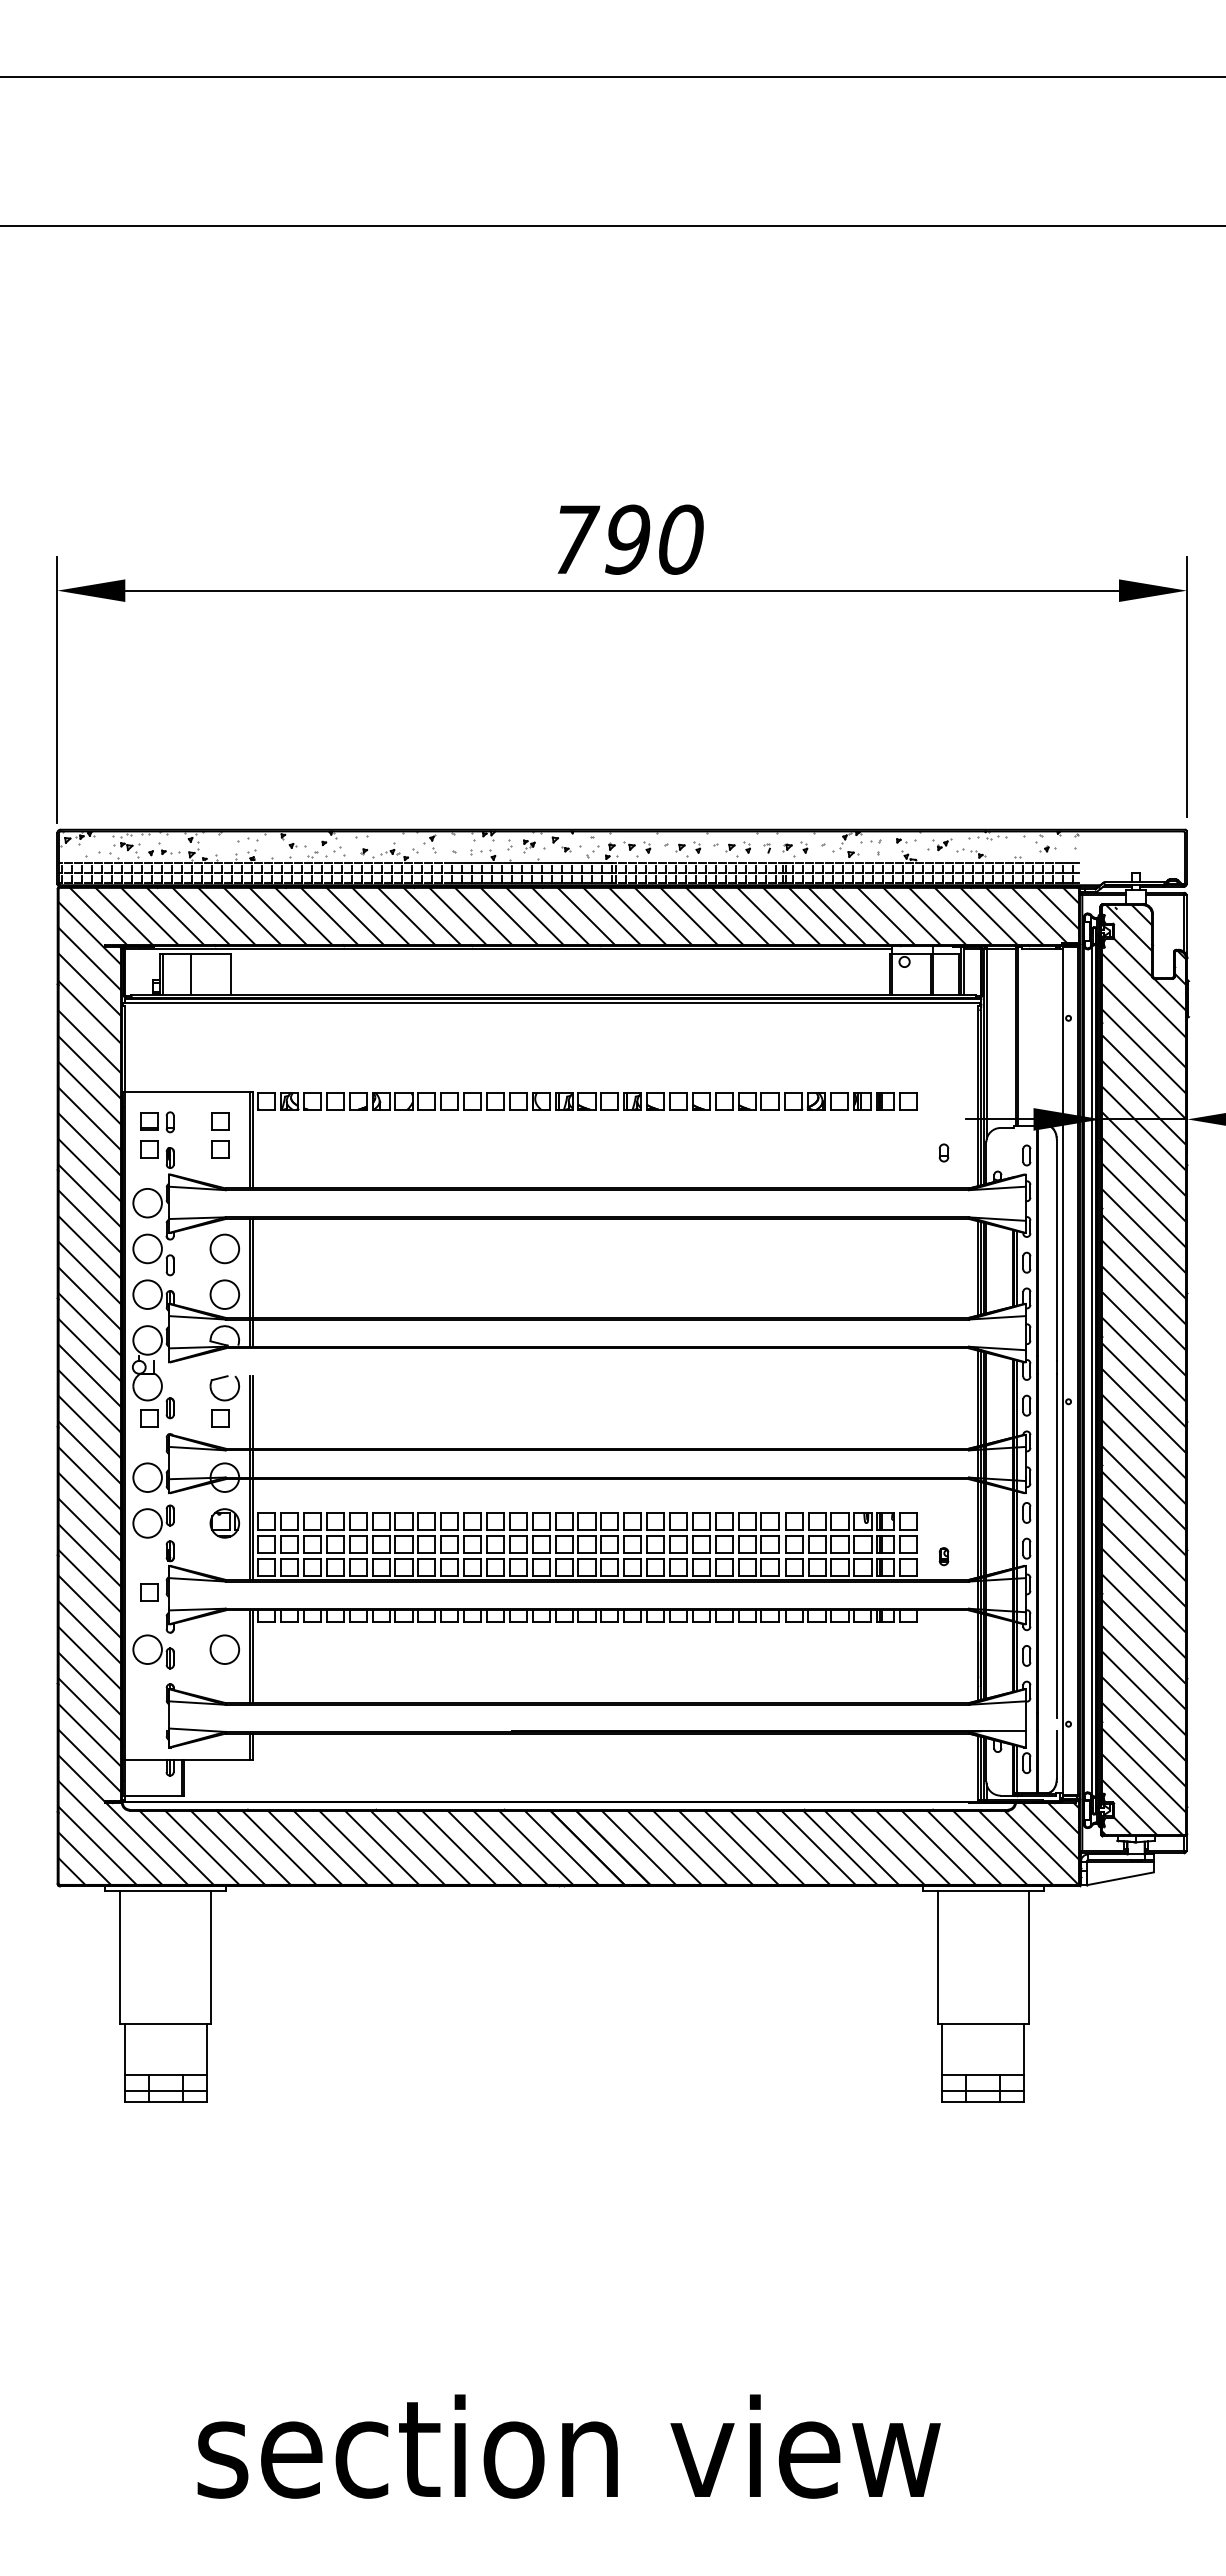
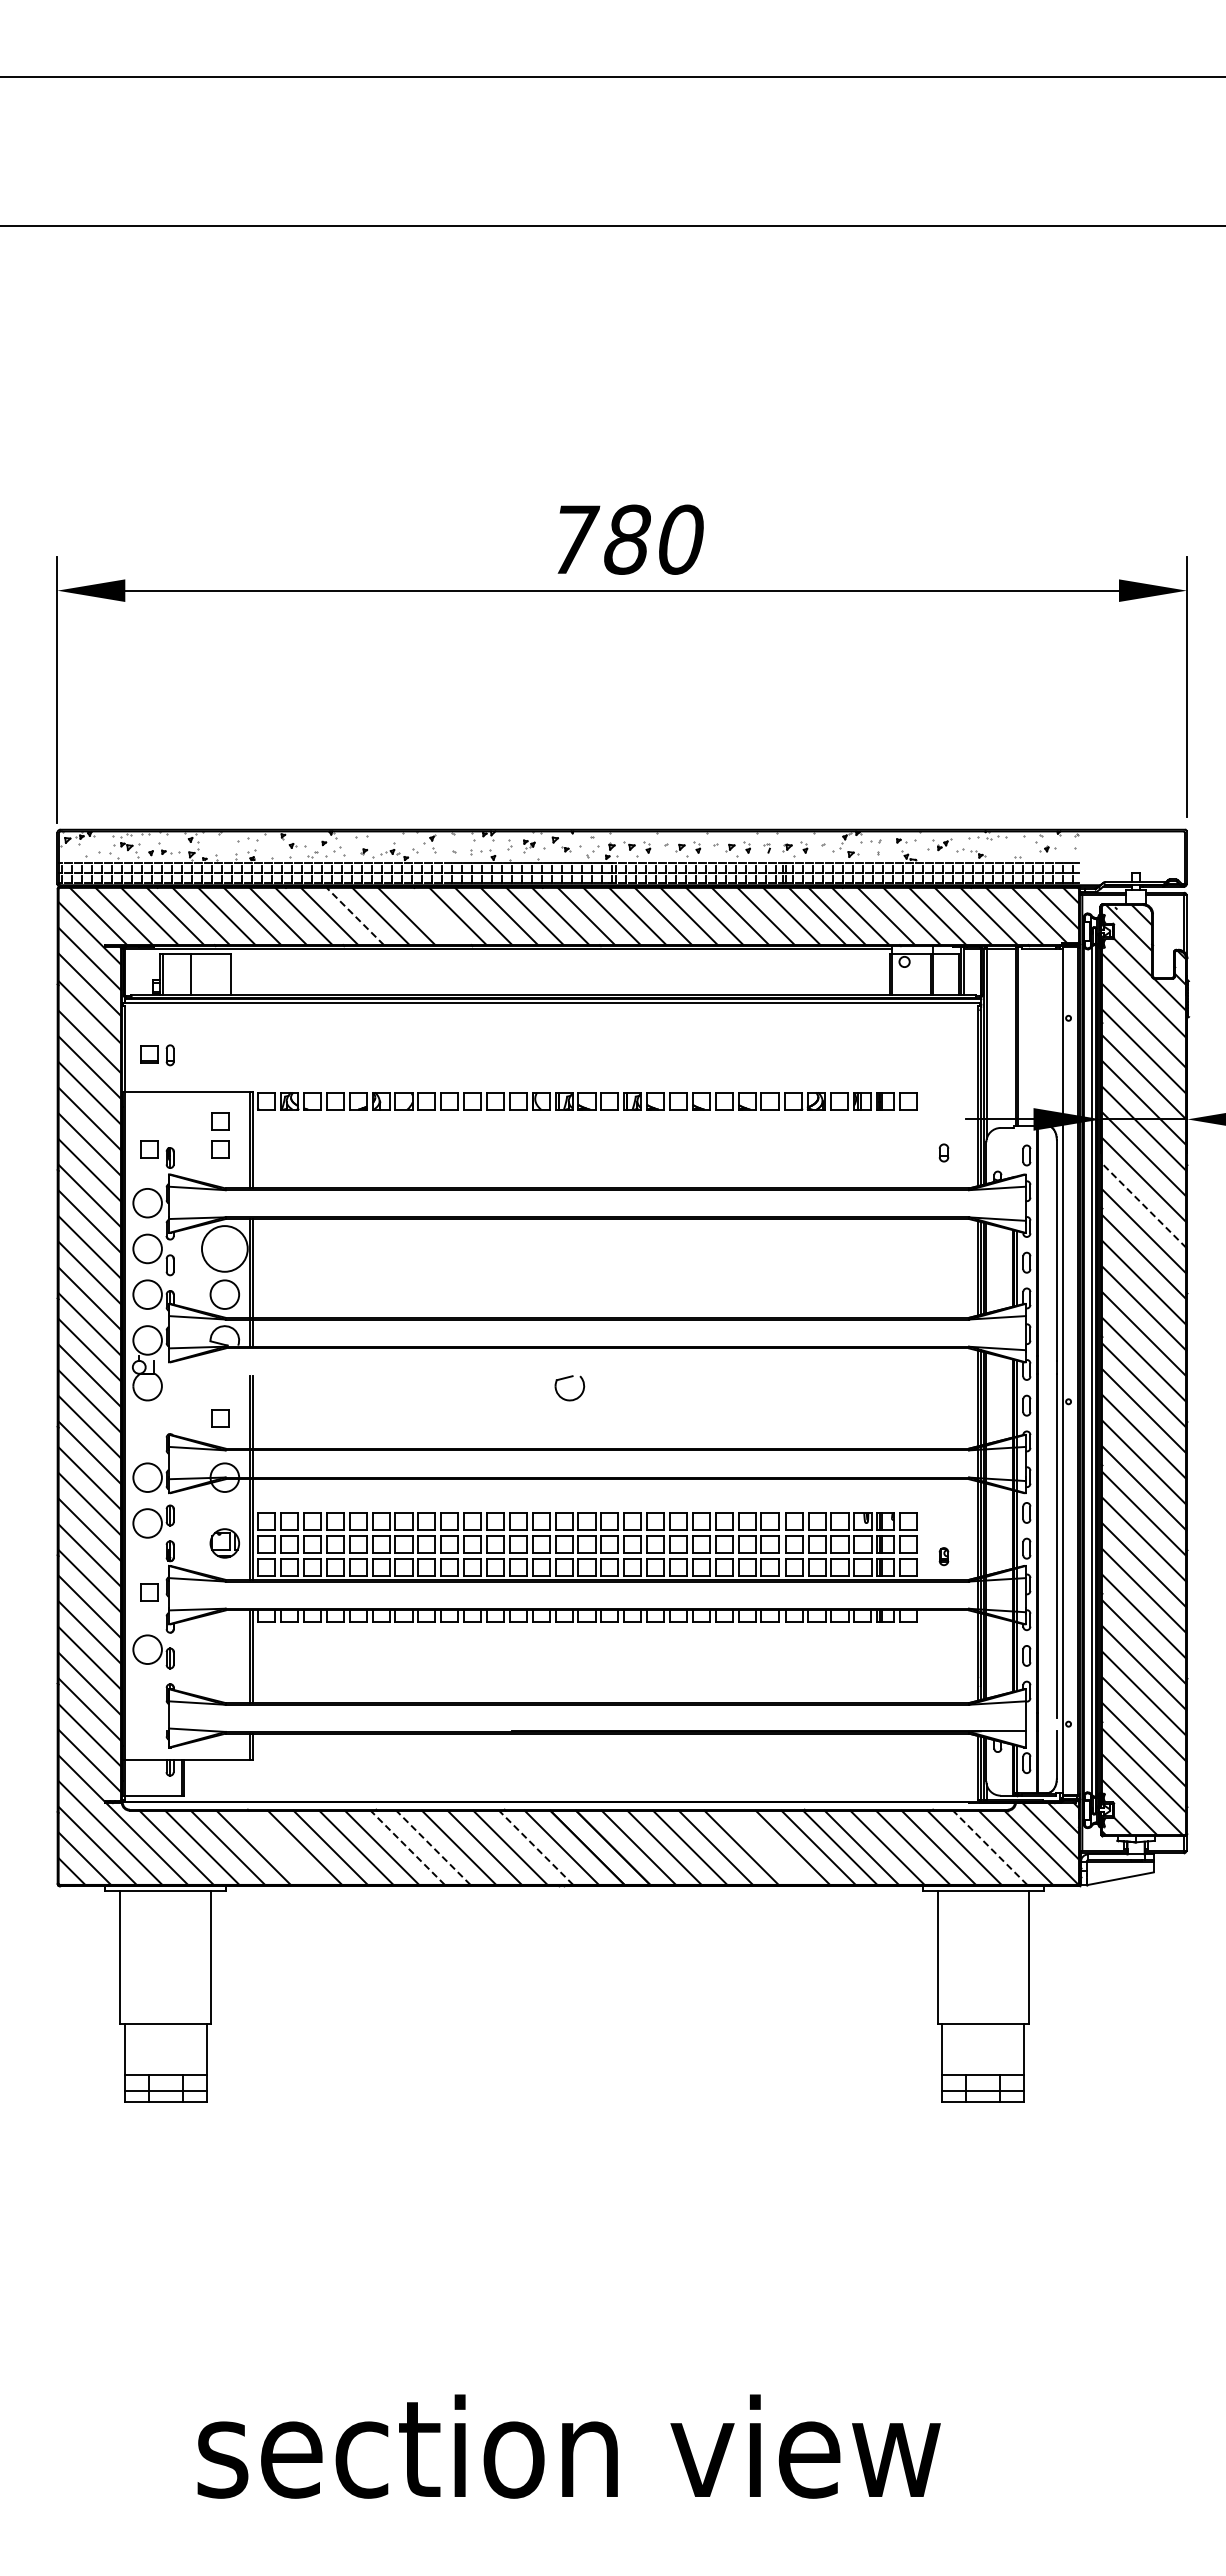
text: 790 -> 780 (627, 539)
line: solid -> dashed (355, 916)
line: present -> none (432, 916)
part position: (157, 1122) -> (157, 1055) (157, 1055)
line: solid -> dashed (1144, 1205)
circle diameter: 29 px -> 46 px (224, 1248)
part position: (223, 1378) -> (568, 1378) (568, 1378)
part: present -> none (157, 1412)
part position: (224, 1523) -> (224, 1543) (224, 1543)
circle: present -> none (224, 1649)
line: present -> none (279, 1847)
line: solid -> dashed (407, 1847)
line: solid -> dashed (433, 1847)
line: solid -> dashed (535, 1847)
line: present -> none (767, 1847)
line: solid -> dashed (989, 1847)
